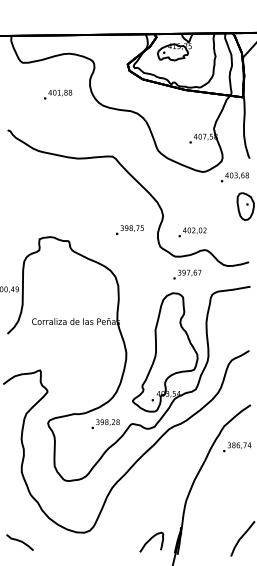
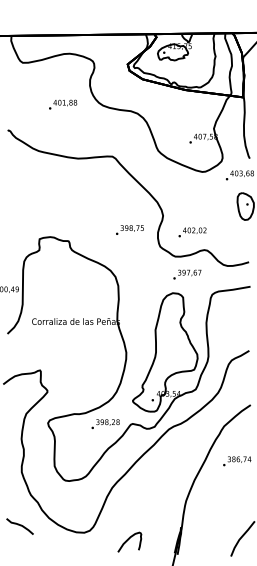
text position: (58, 94) -> (63, 104) (63, 104)
text position: (234, 177) -> (239, 175) (239, 175)
text position: (237, 447) -> (237, 461) (237, 461)
curve position: (150, 540) -> (128, 540) (128, 540)
curve position: (19, 541) -> (19, 525) (19, 525)
